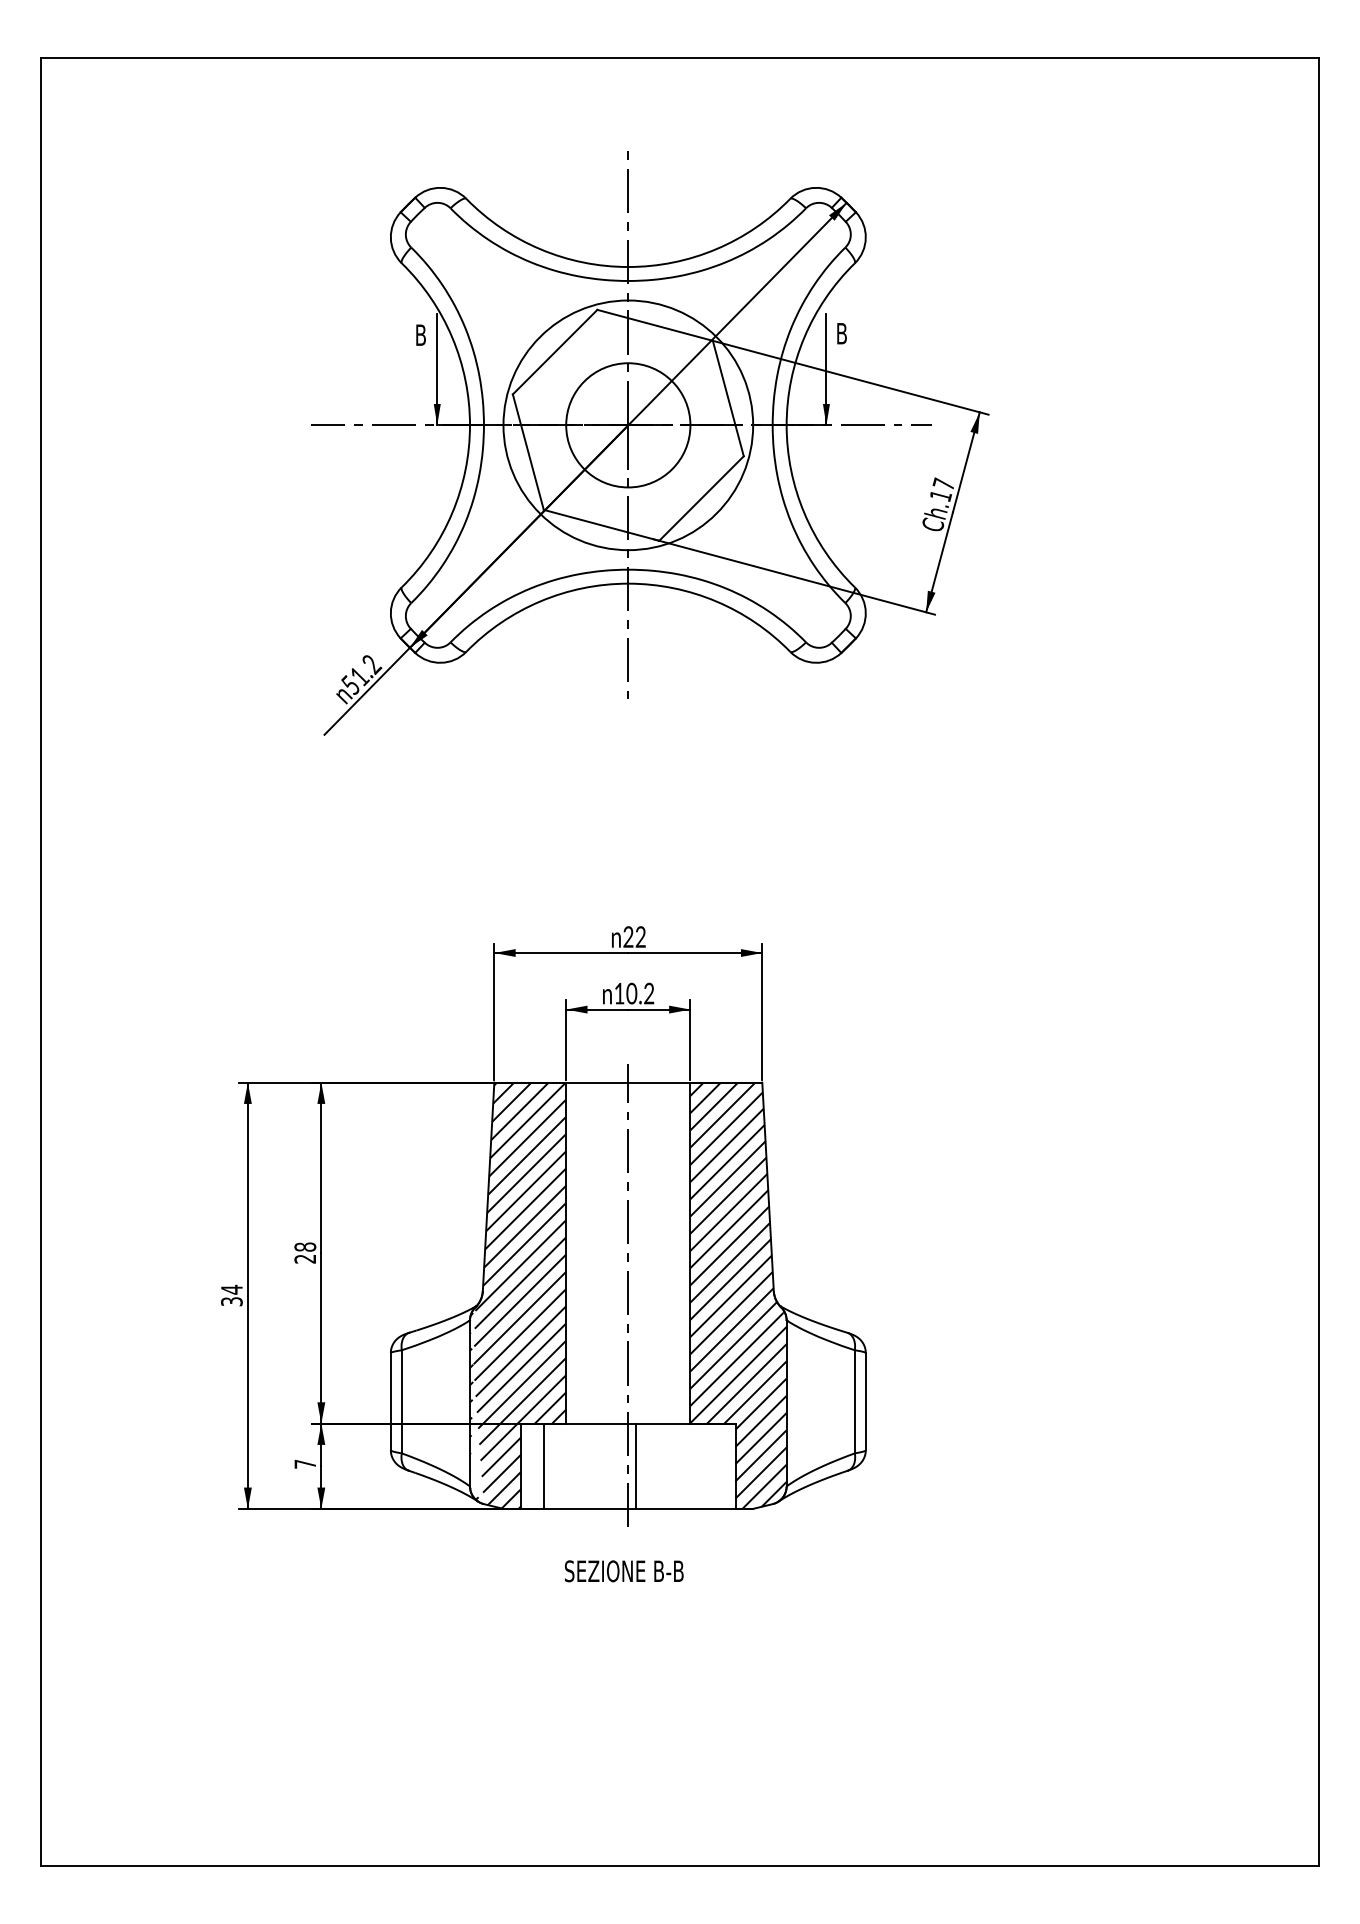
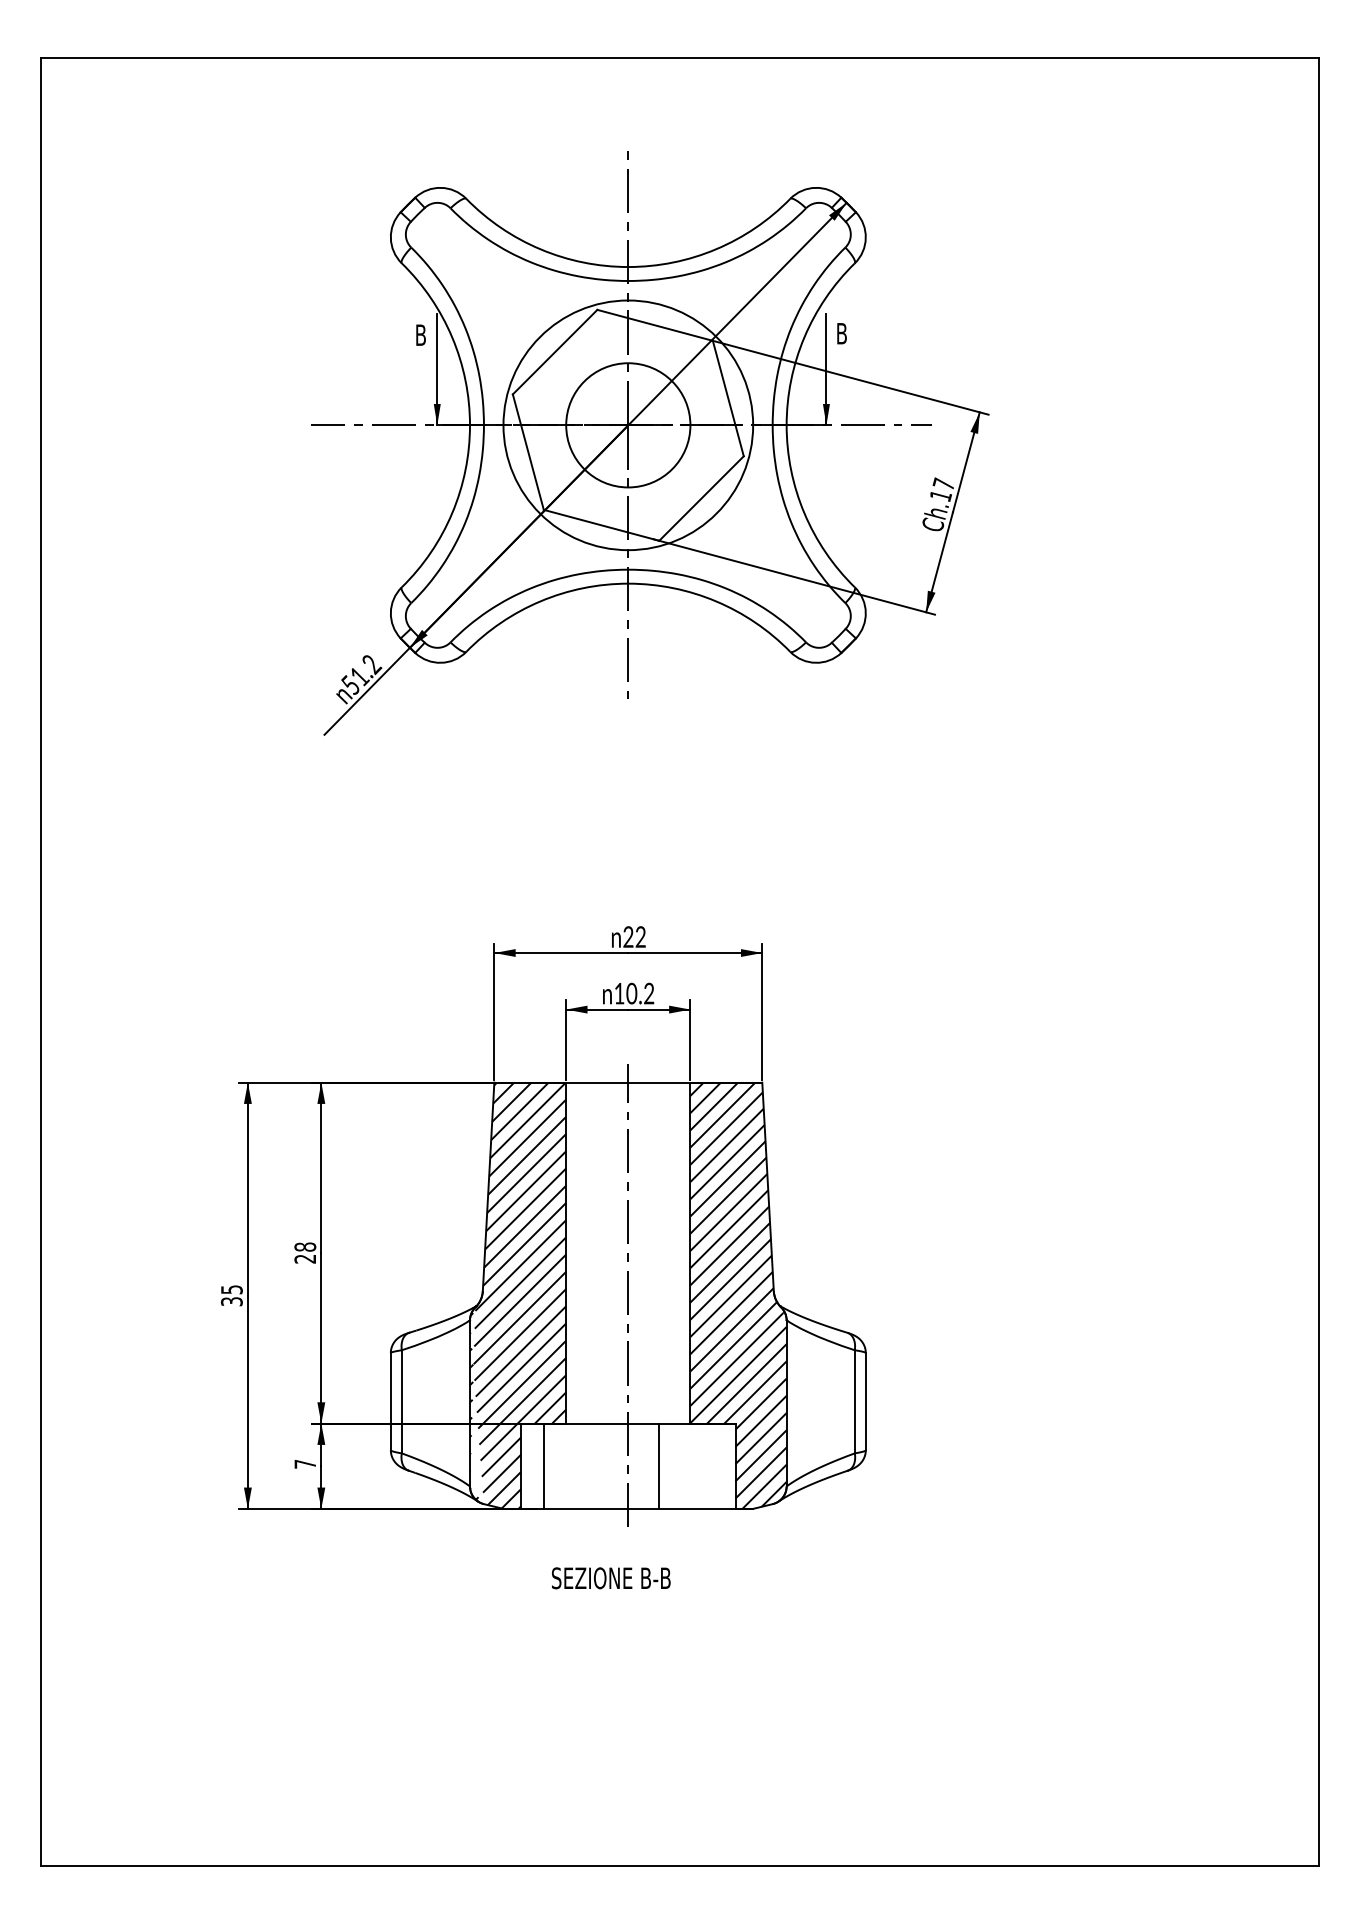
text: 34 -> 35 (231, 1289)
line position: (636, 1465) -> (659, 1465) (659, 1465)
text position: (624, 1571) -> (611, 1578) (611, 1578)
